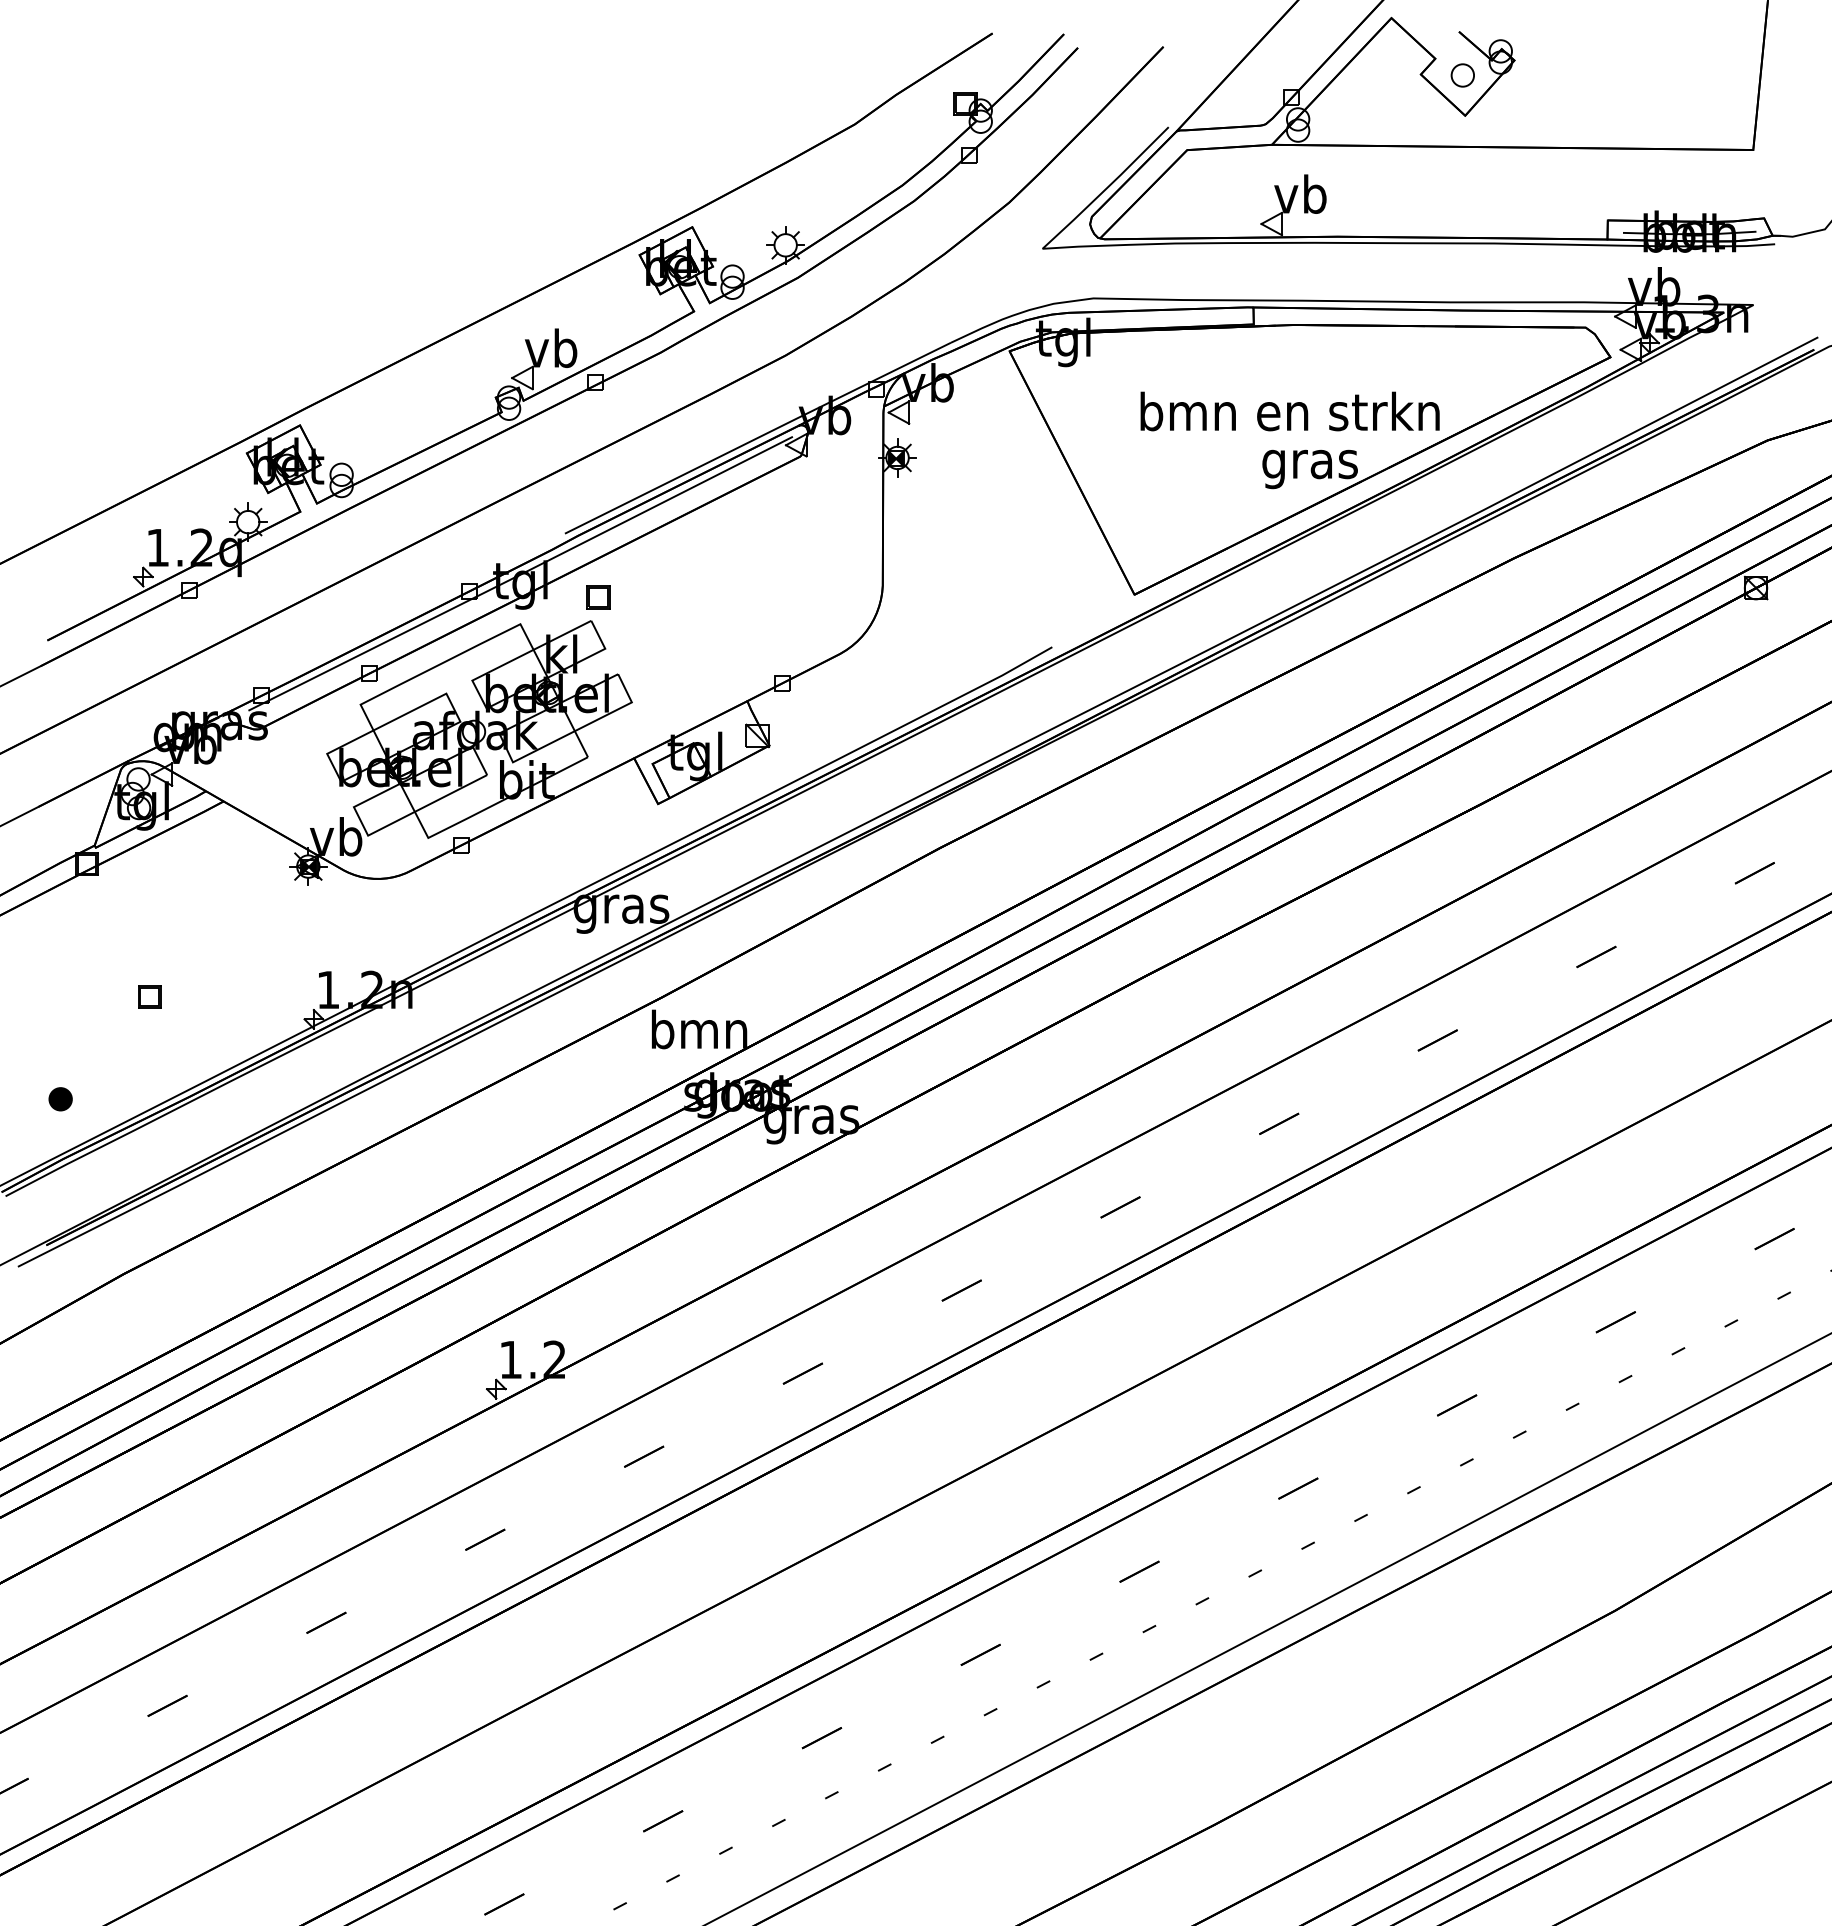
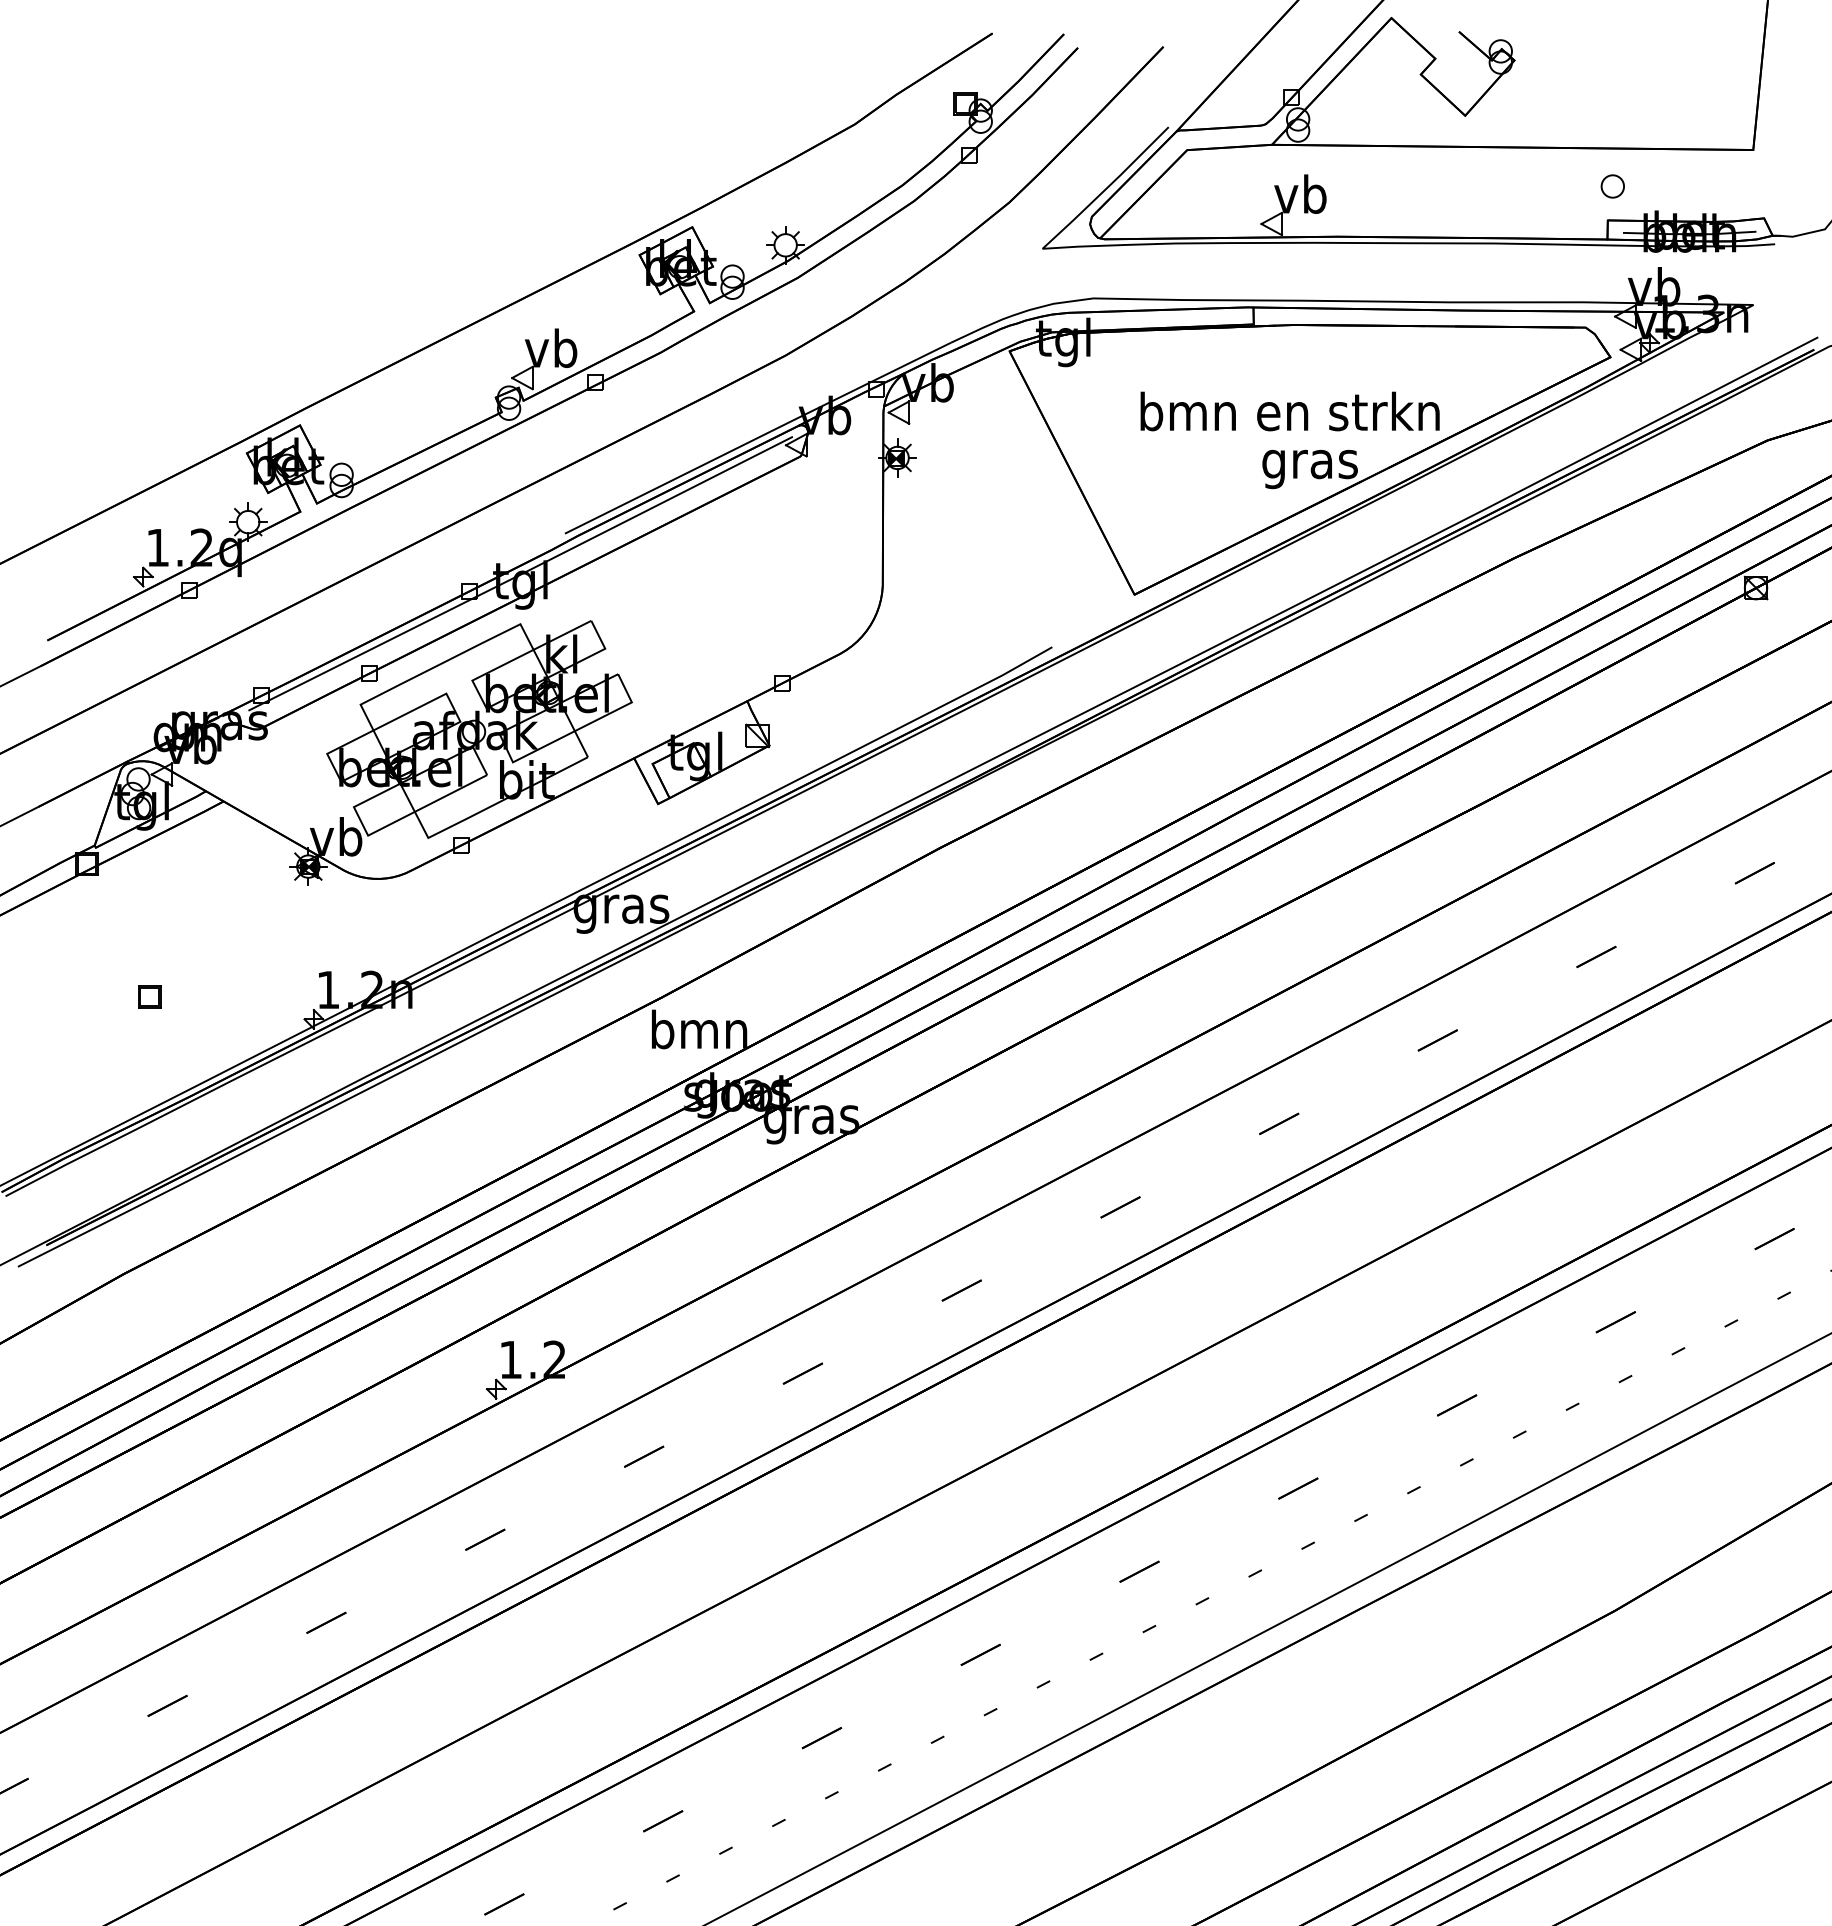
part position: (1462, 75) -> (1612, 186) (1612, 186)
part: present -> none (598, 597)
part: present -> none (60, 1099)
